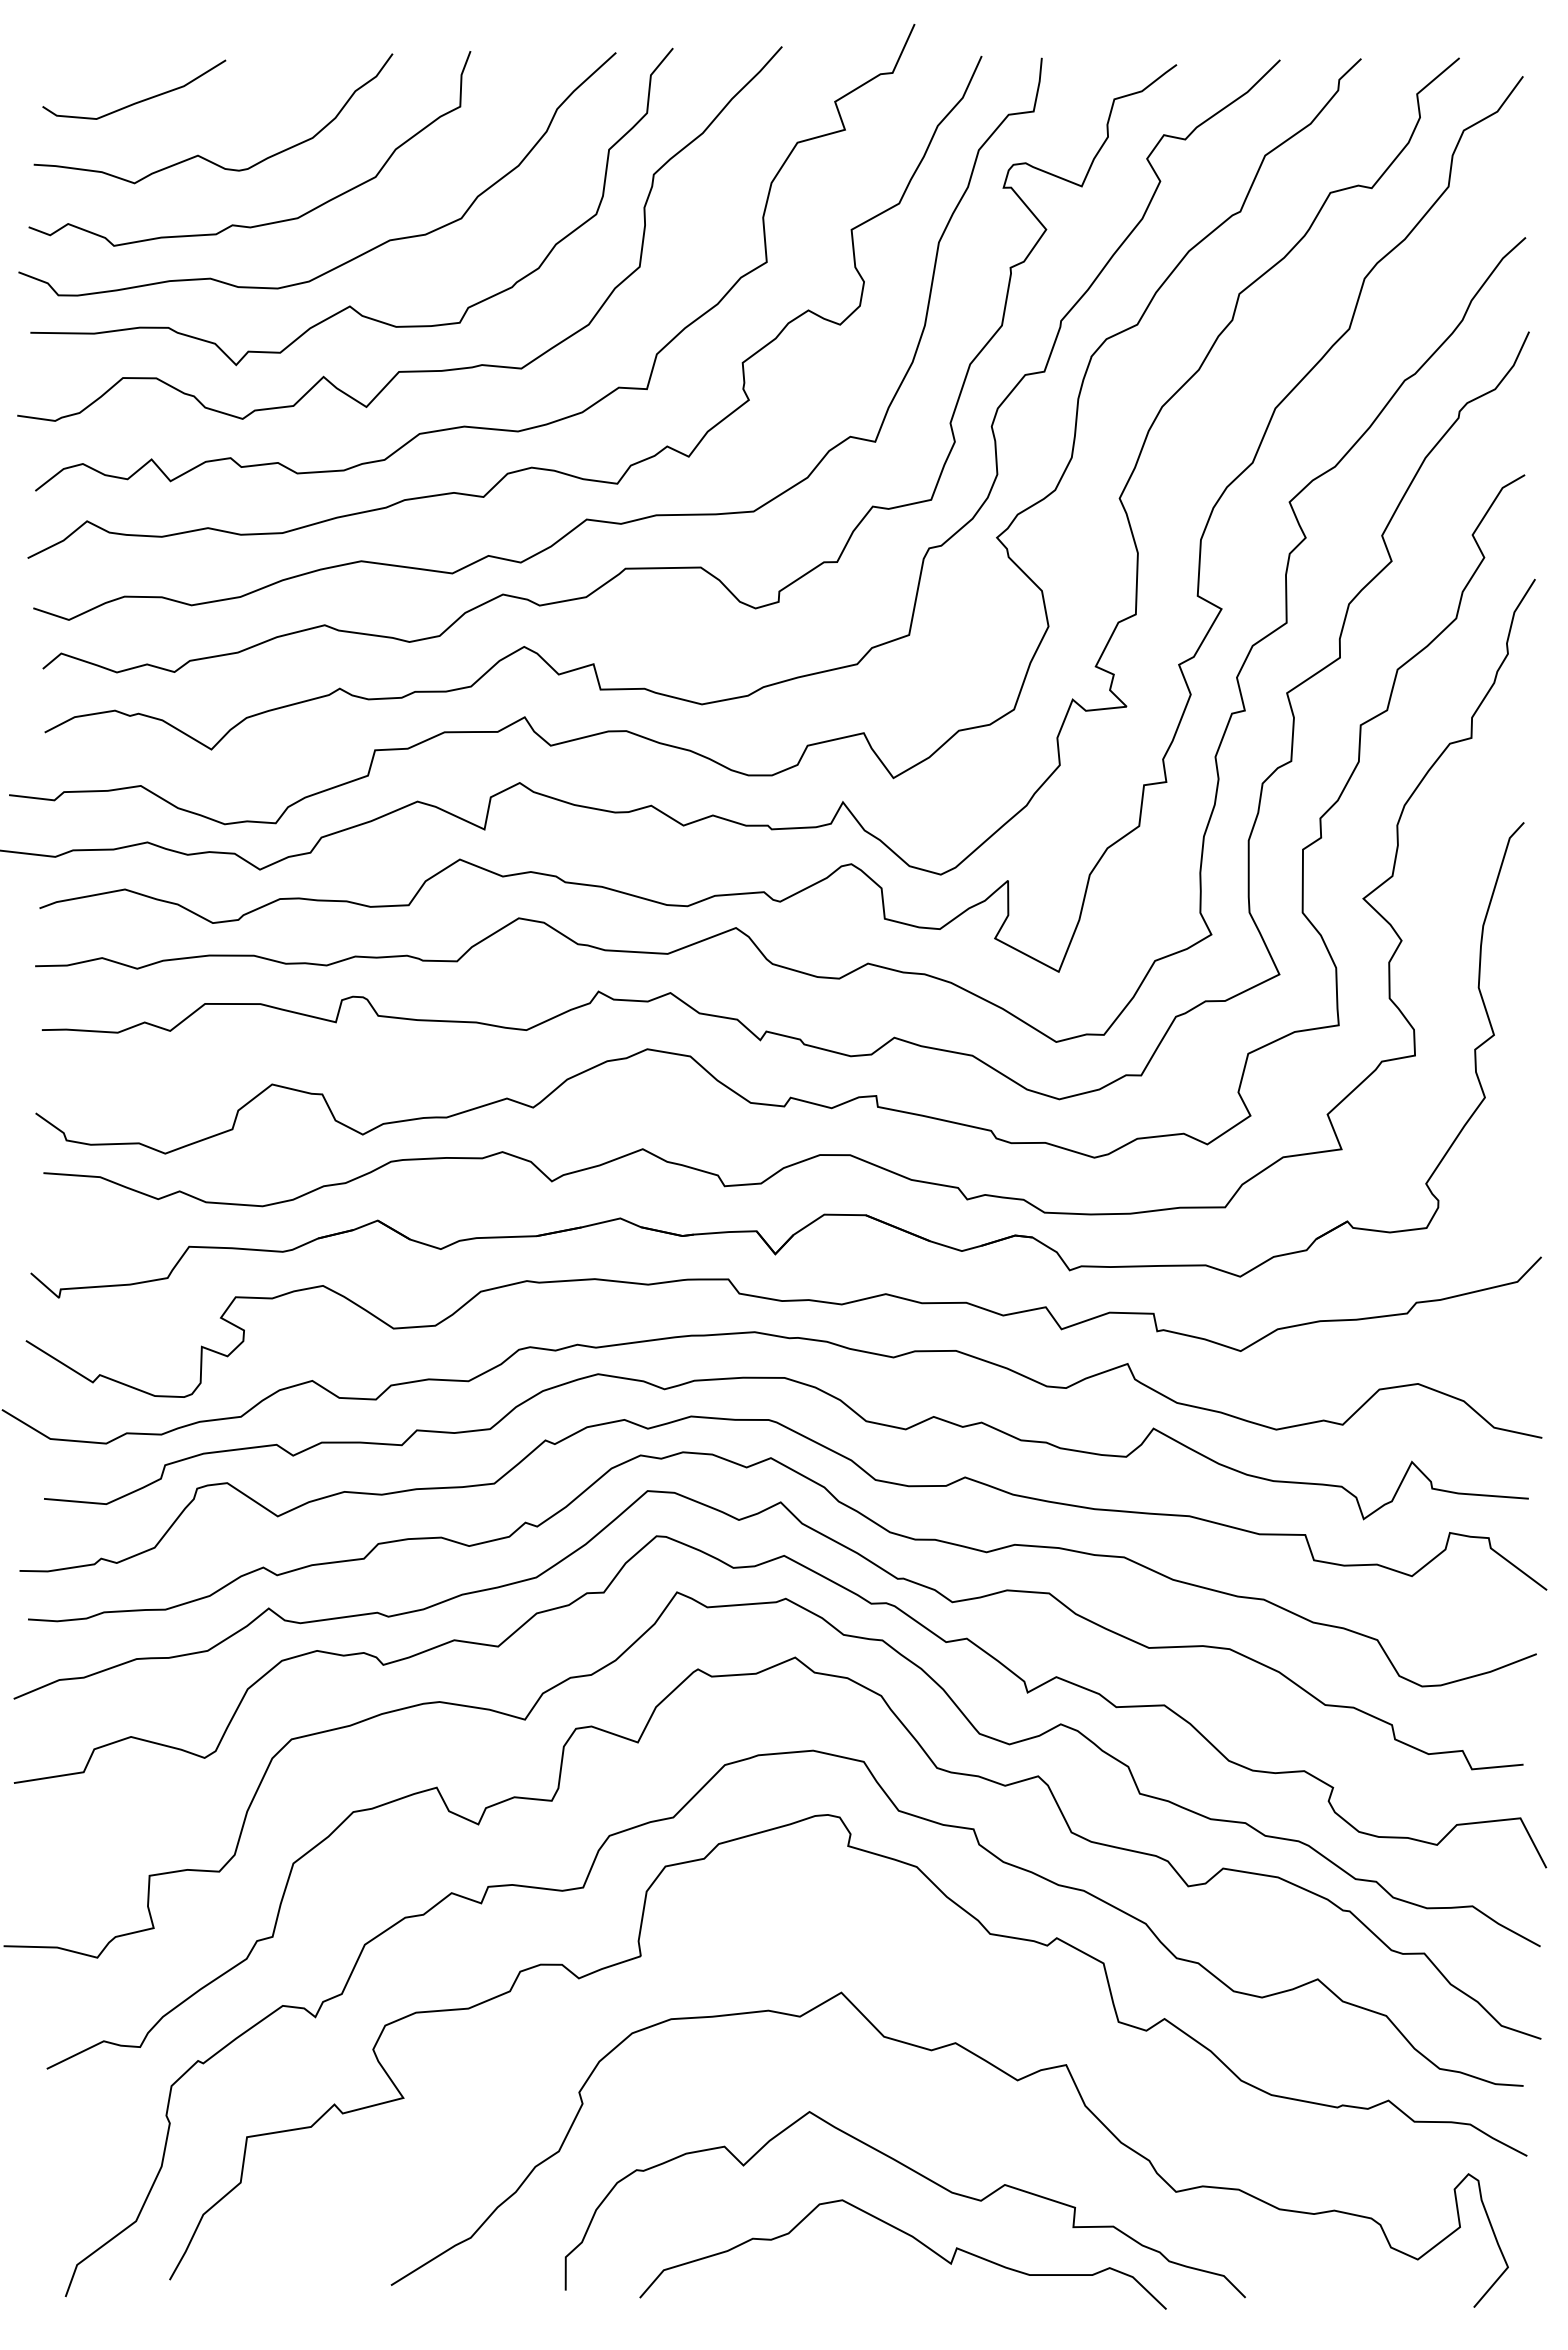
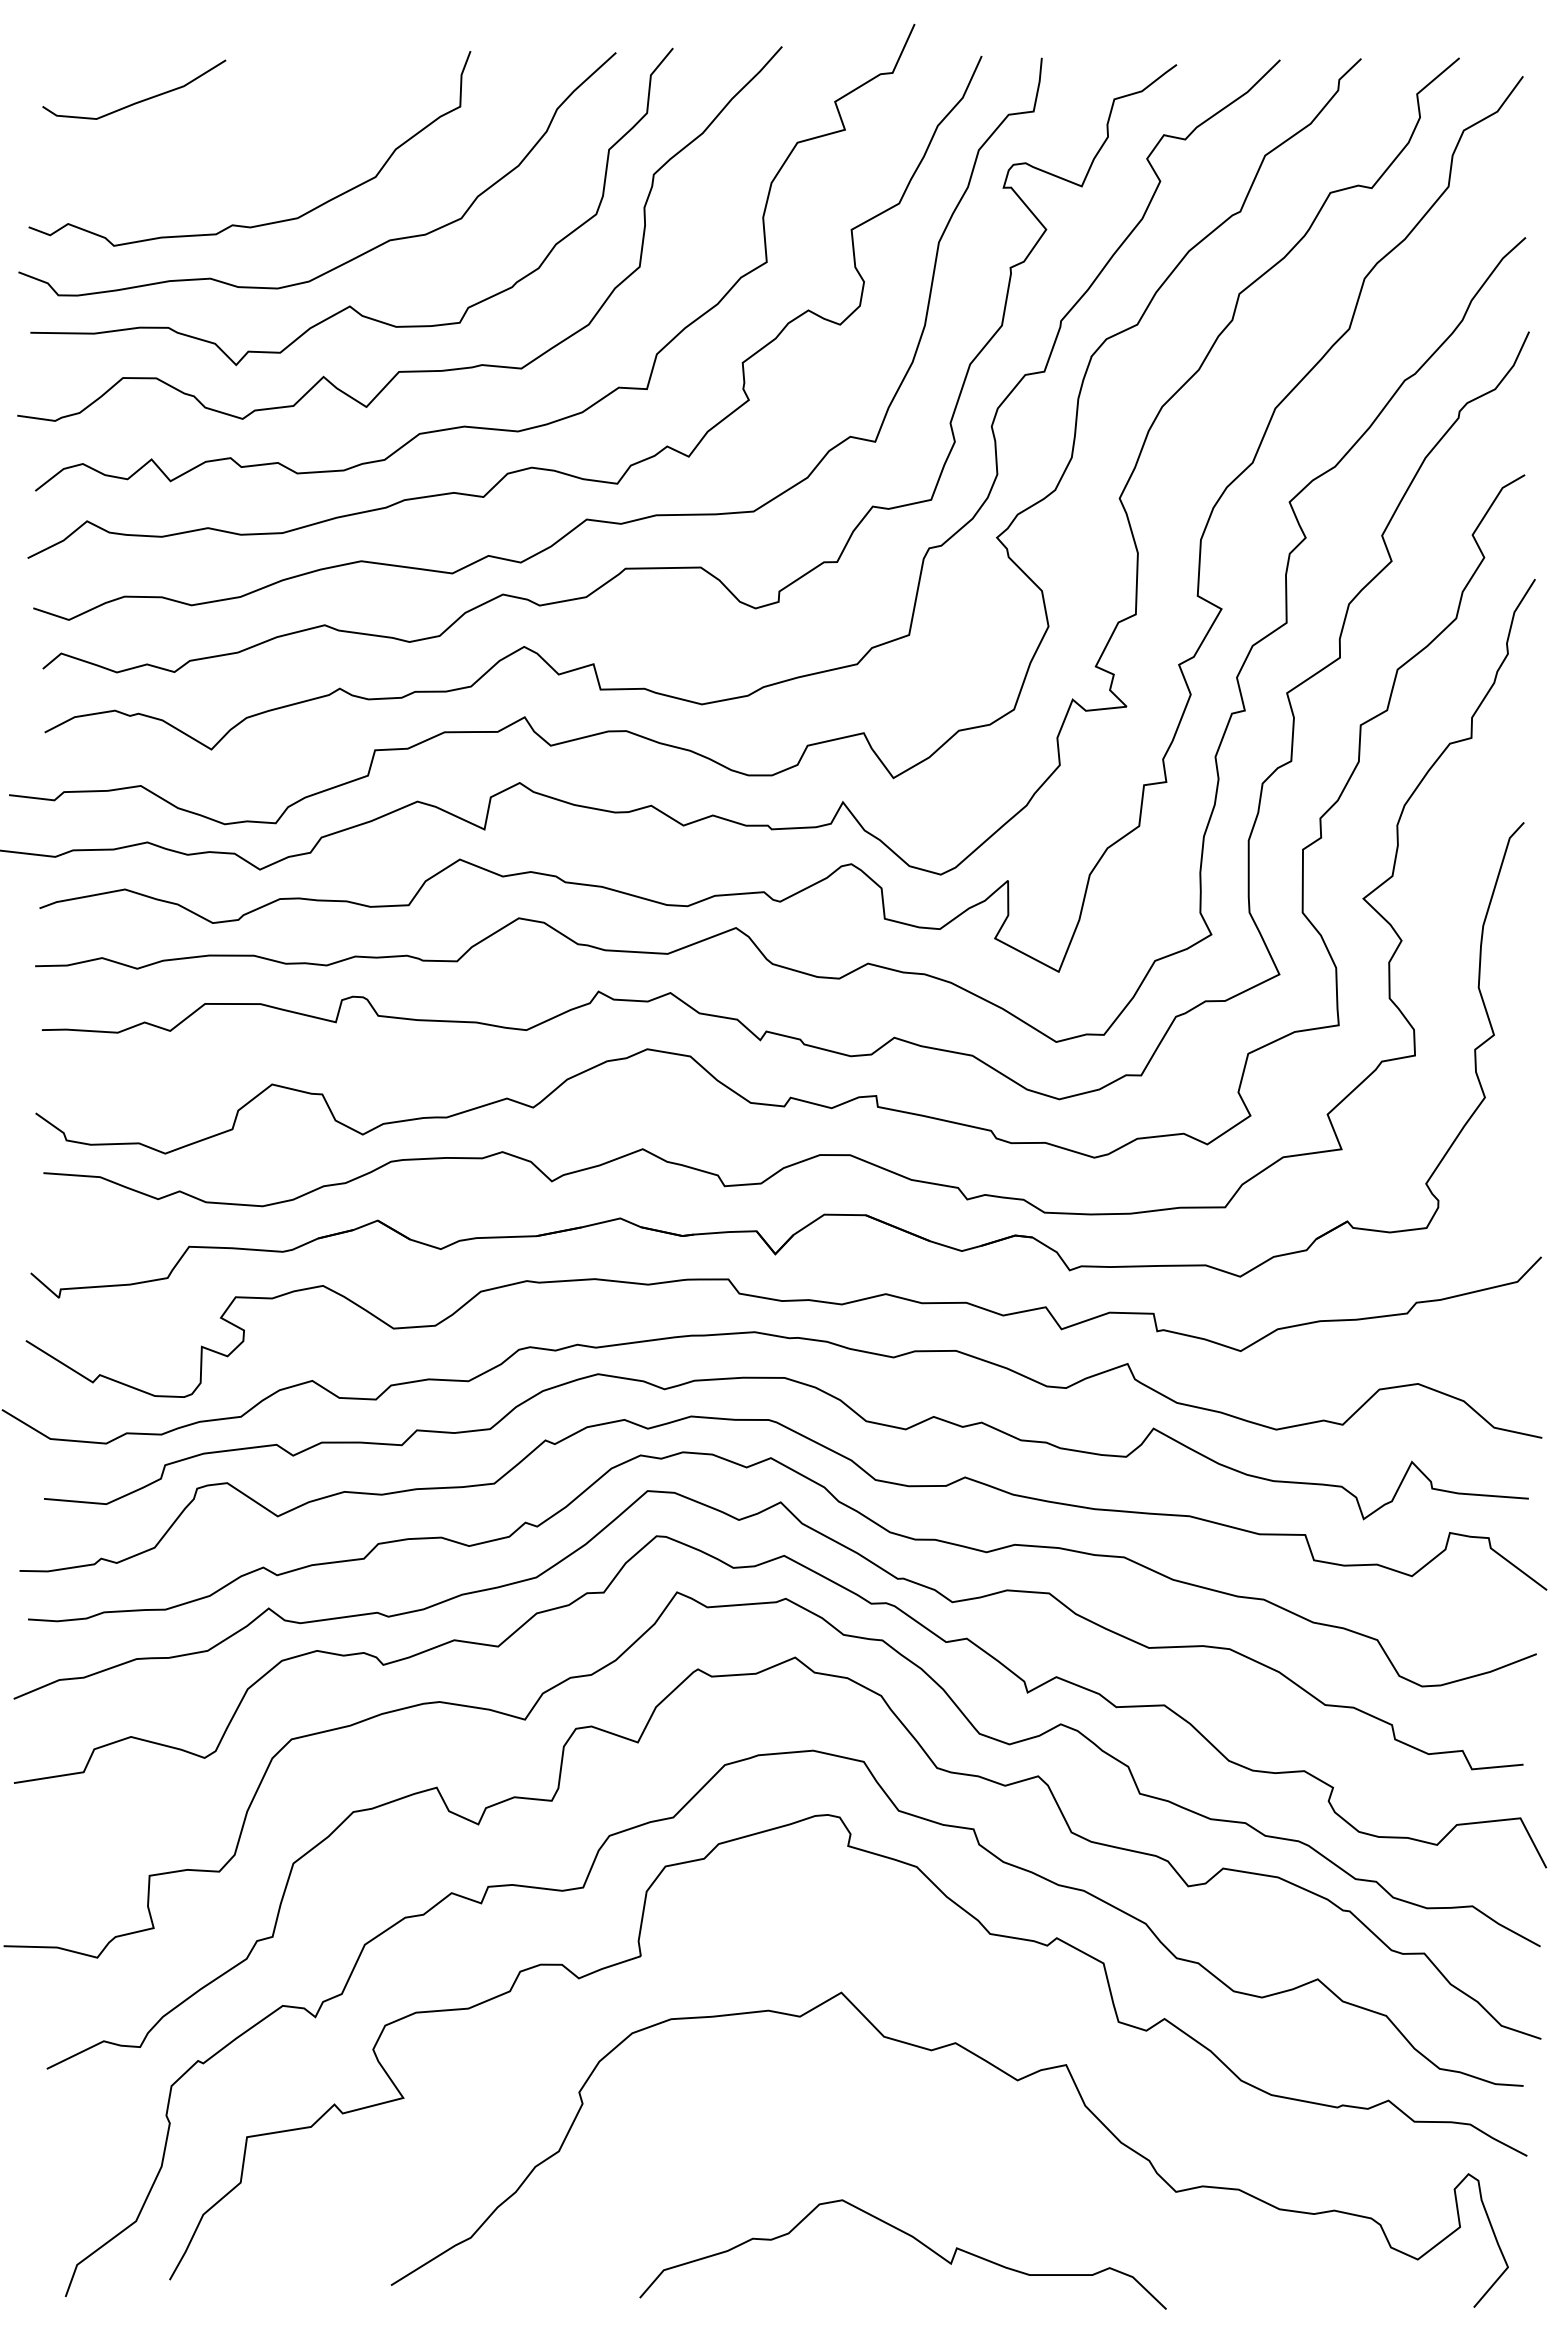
curve: present -> none (198, 154)
curve: present -> none (919, 2175)
